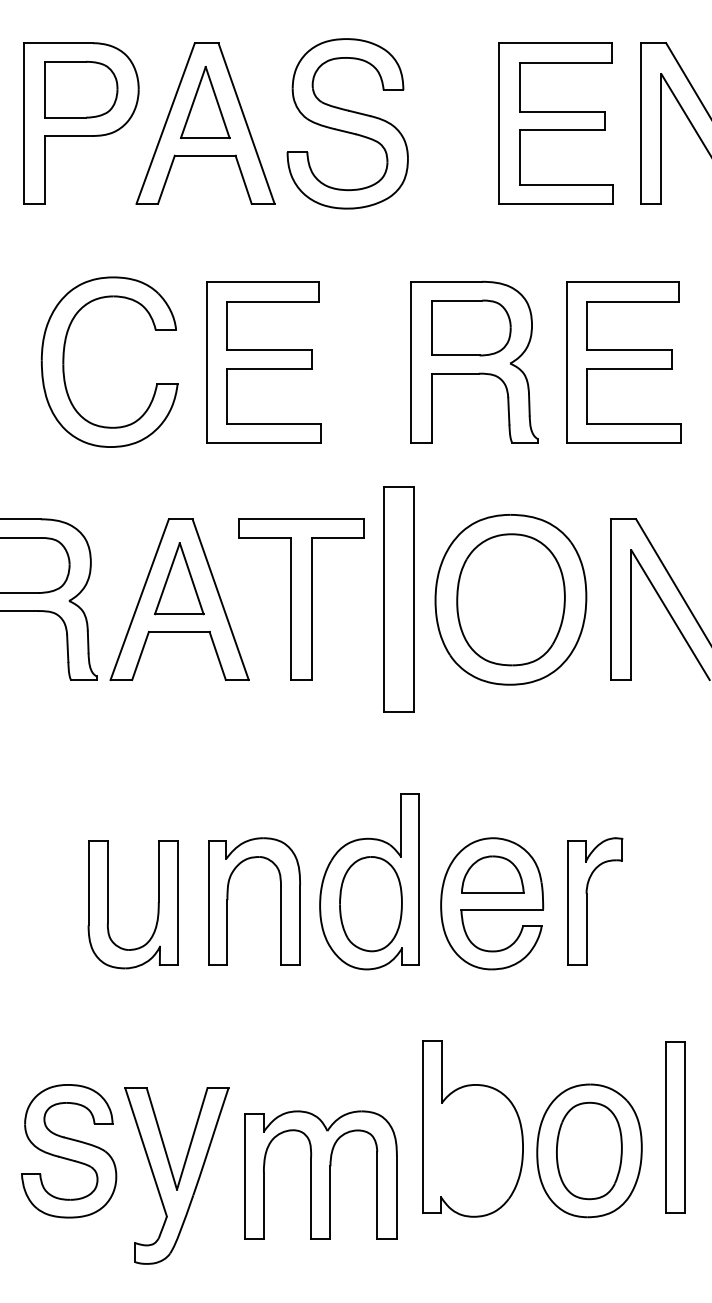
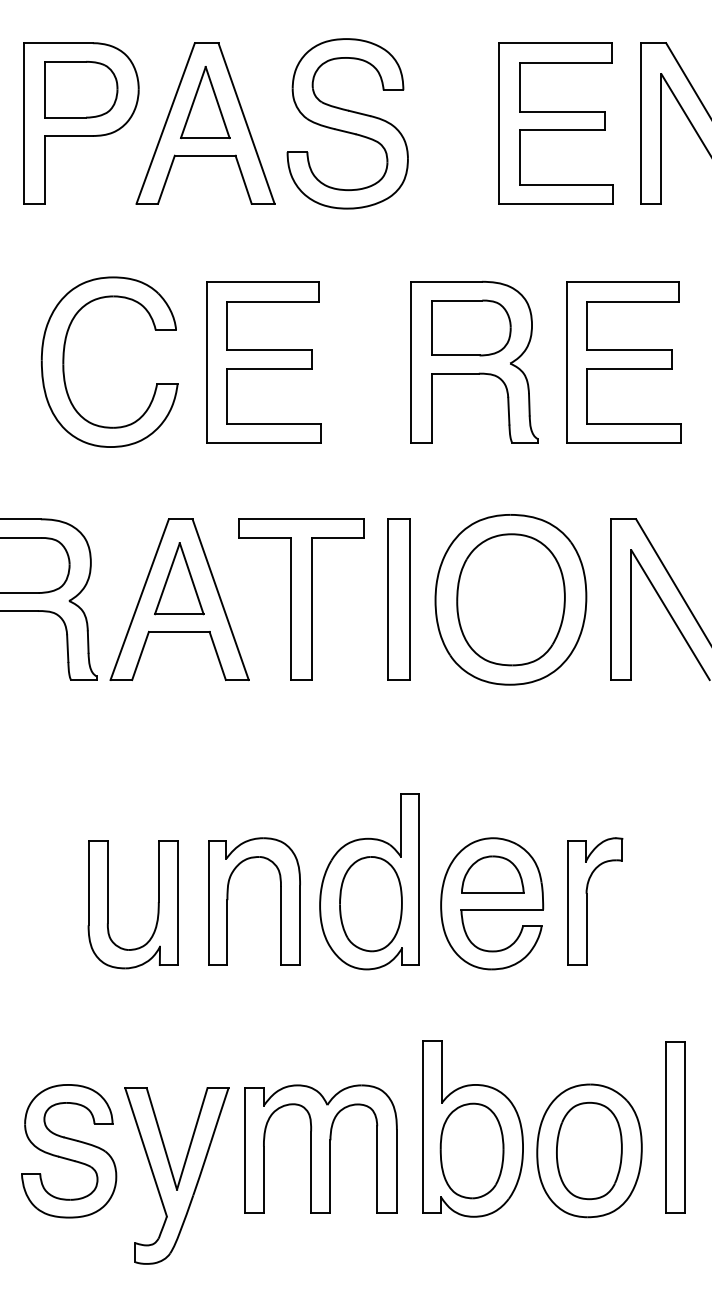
part size: 32x227 px -> 24x163 px (398, 599)
part: none -> present (471, 1150)
part position: (320, 1174) -> (320, 1148) (320, 1148)
